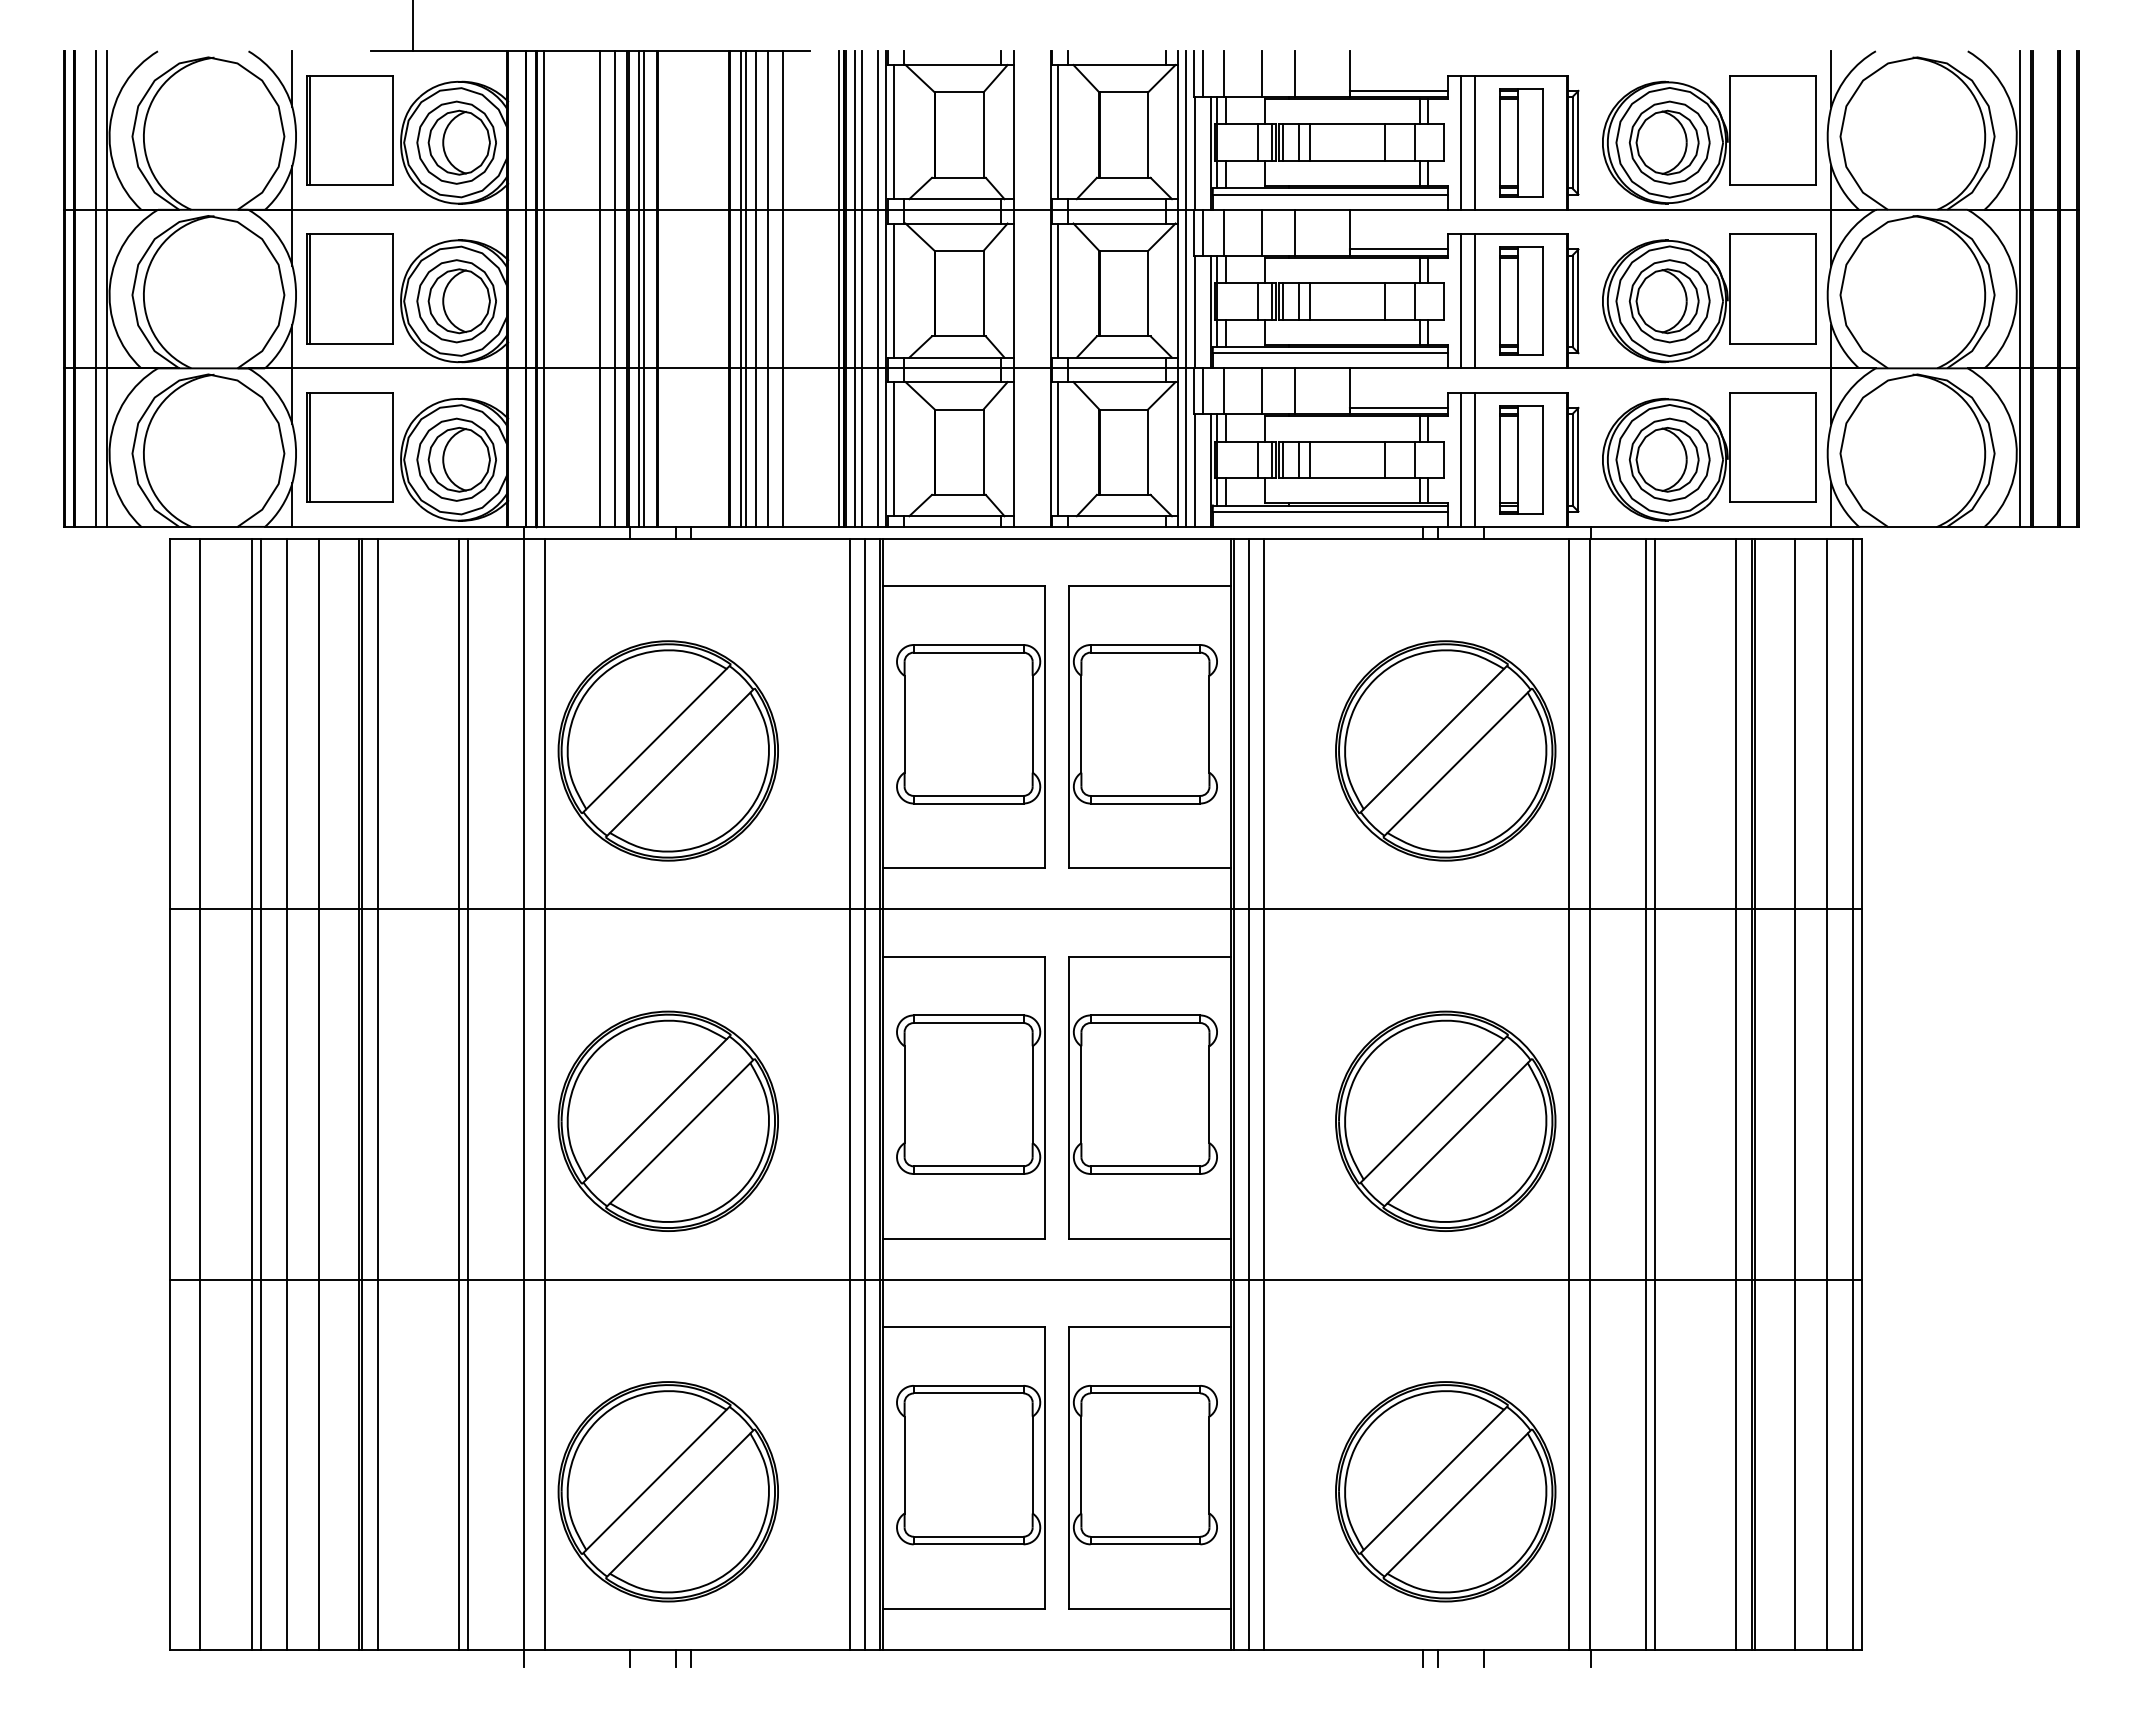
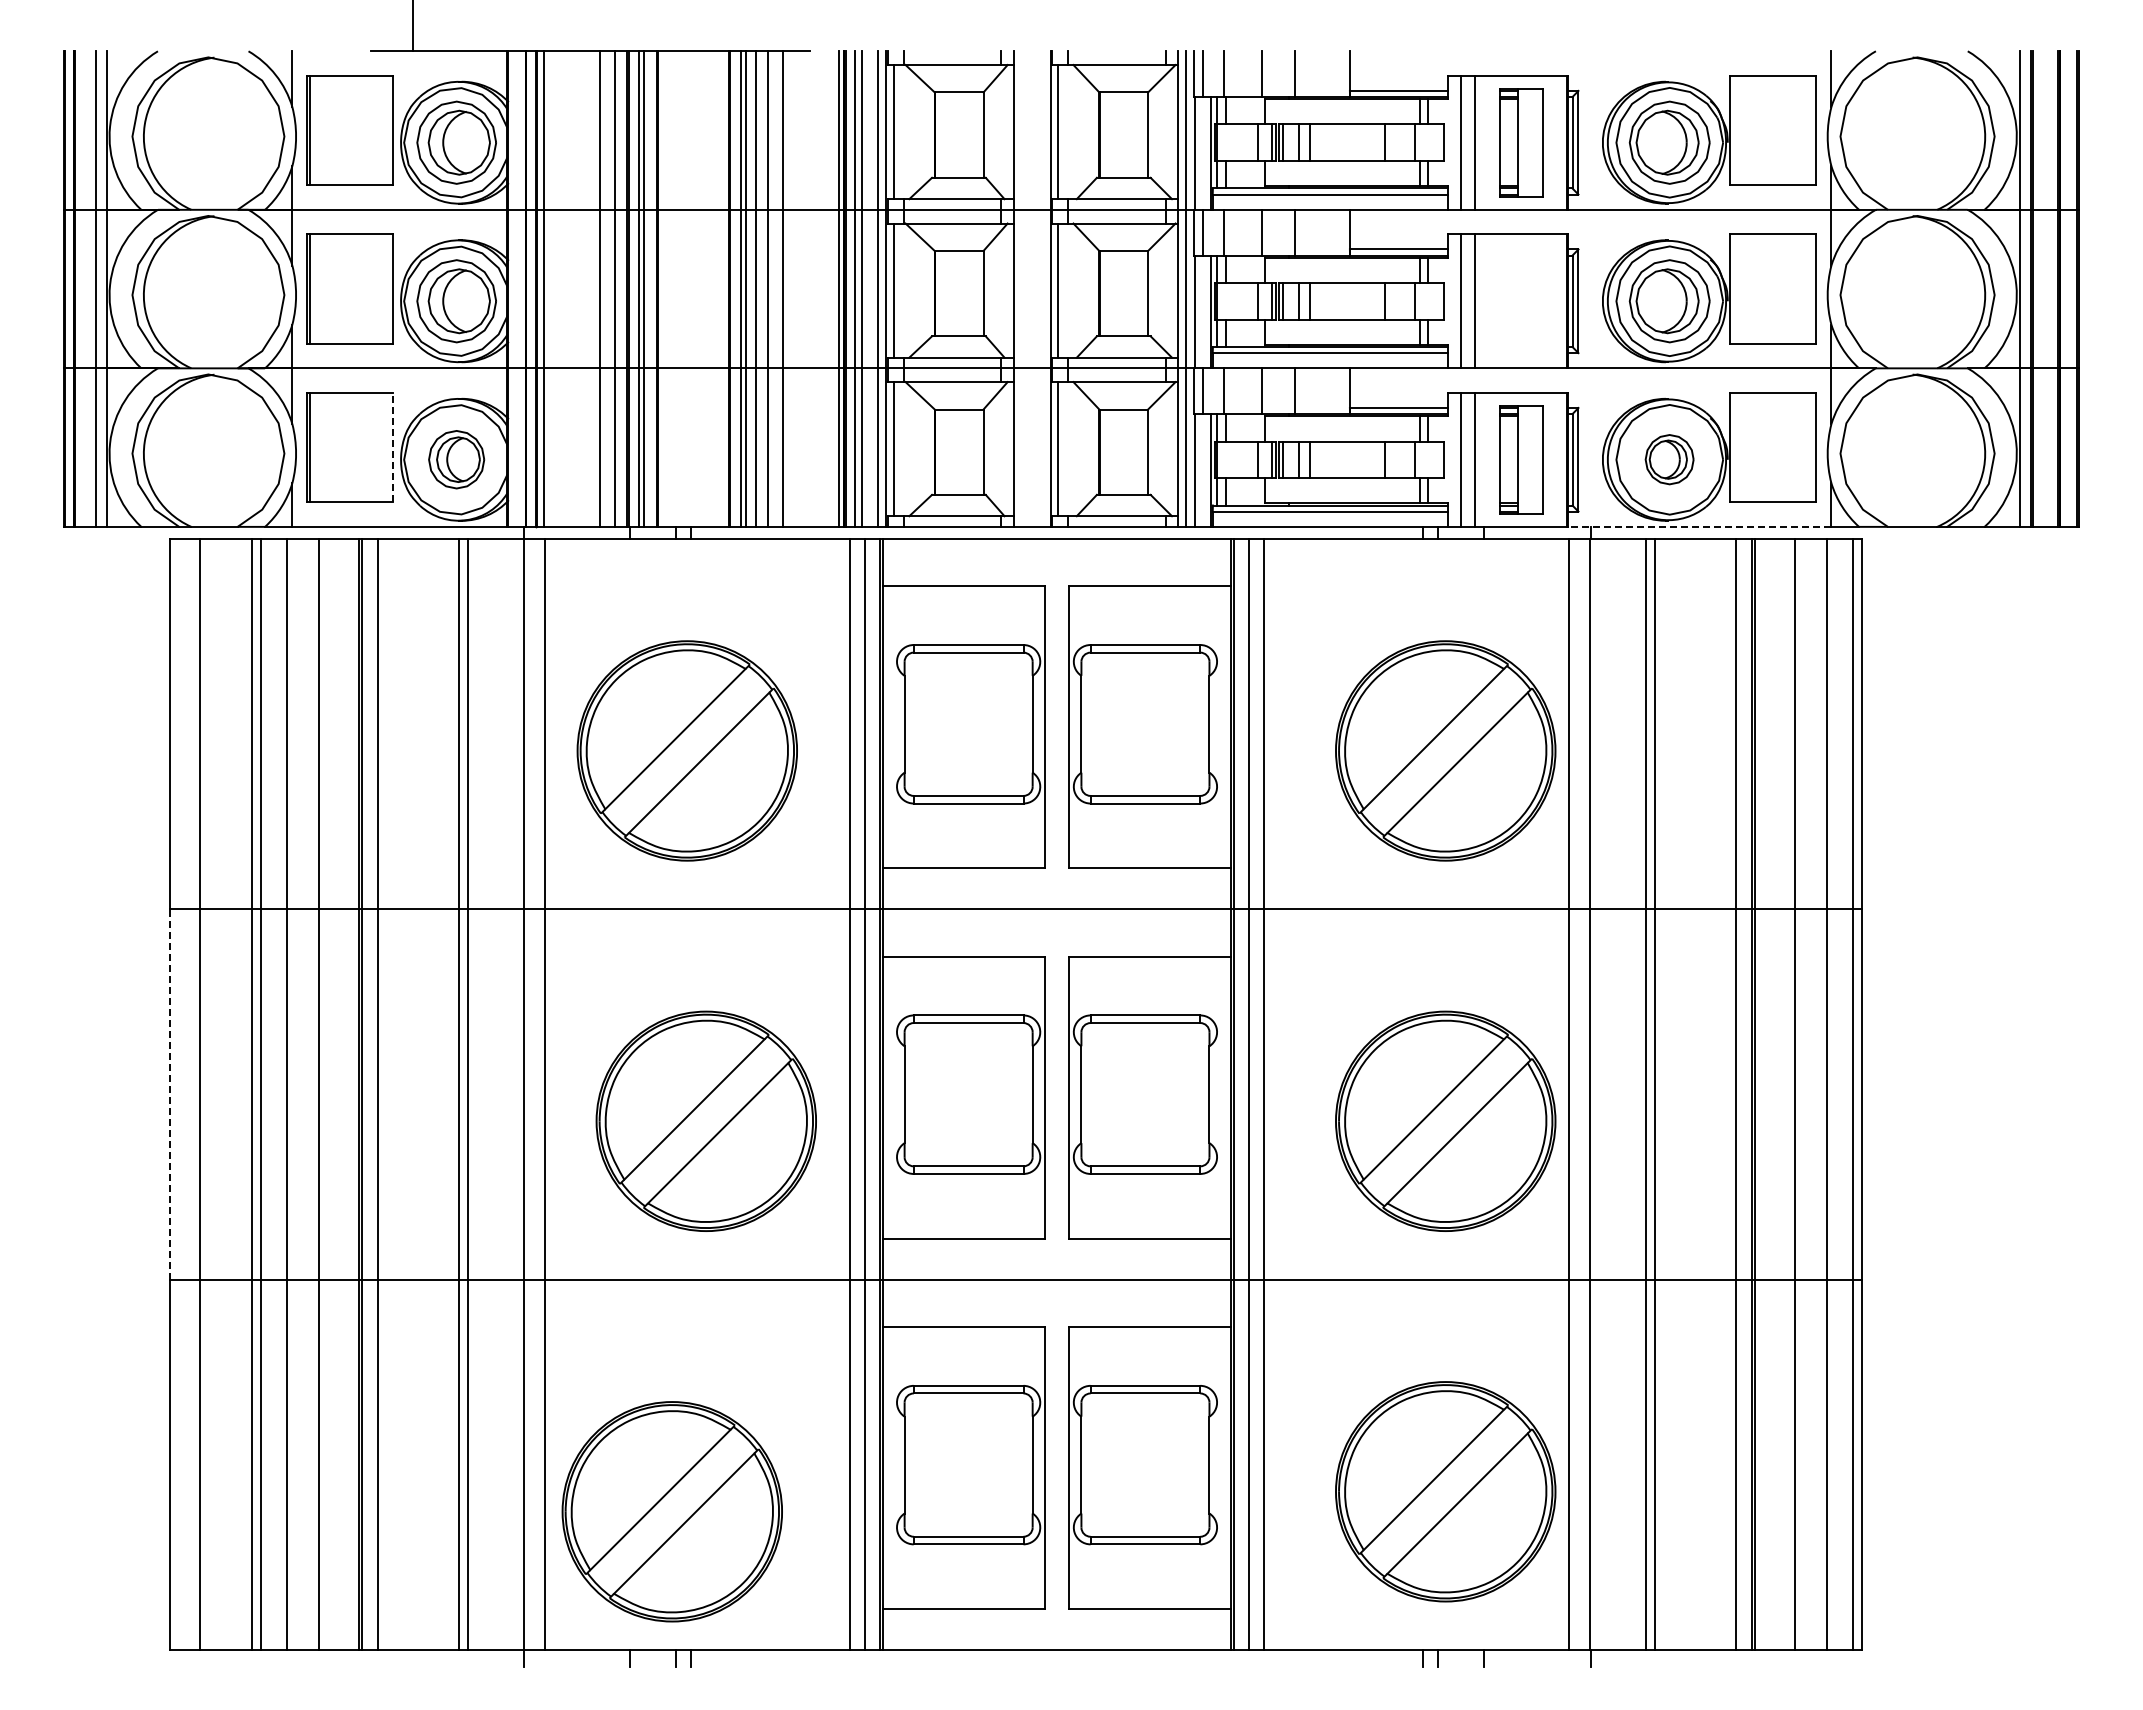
part: present -> none (1521, 300)
line: solid -> dashed (393, 447)
part size: 81x85 px -> 58x60 px (456, 459)
part size: 83x85 px -> 51x52 px (1669, 459)
line: solid -> dashed (1699, 526)
part position: (667, 750) -> (686, 750) (686, 750)
line: solid -> dashed (169, 1094)
part position: (667, 1120) -> (705, 1120) (705, 1120)
part position: (667, 1491) -> (671, 1511) (671, 1511)
